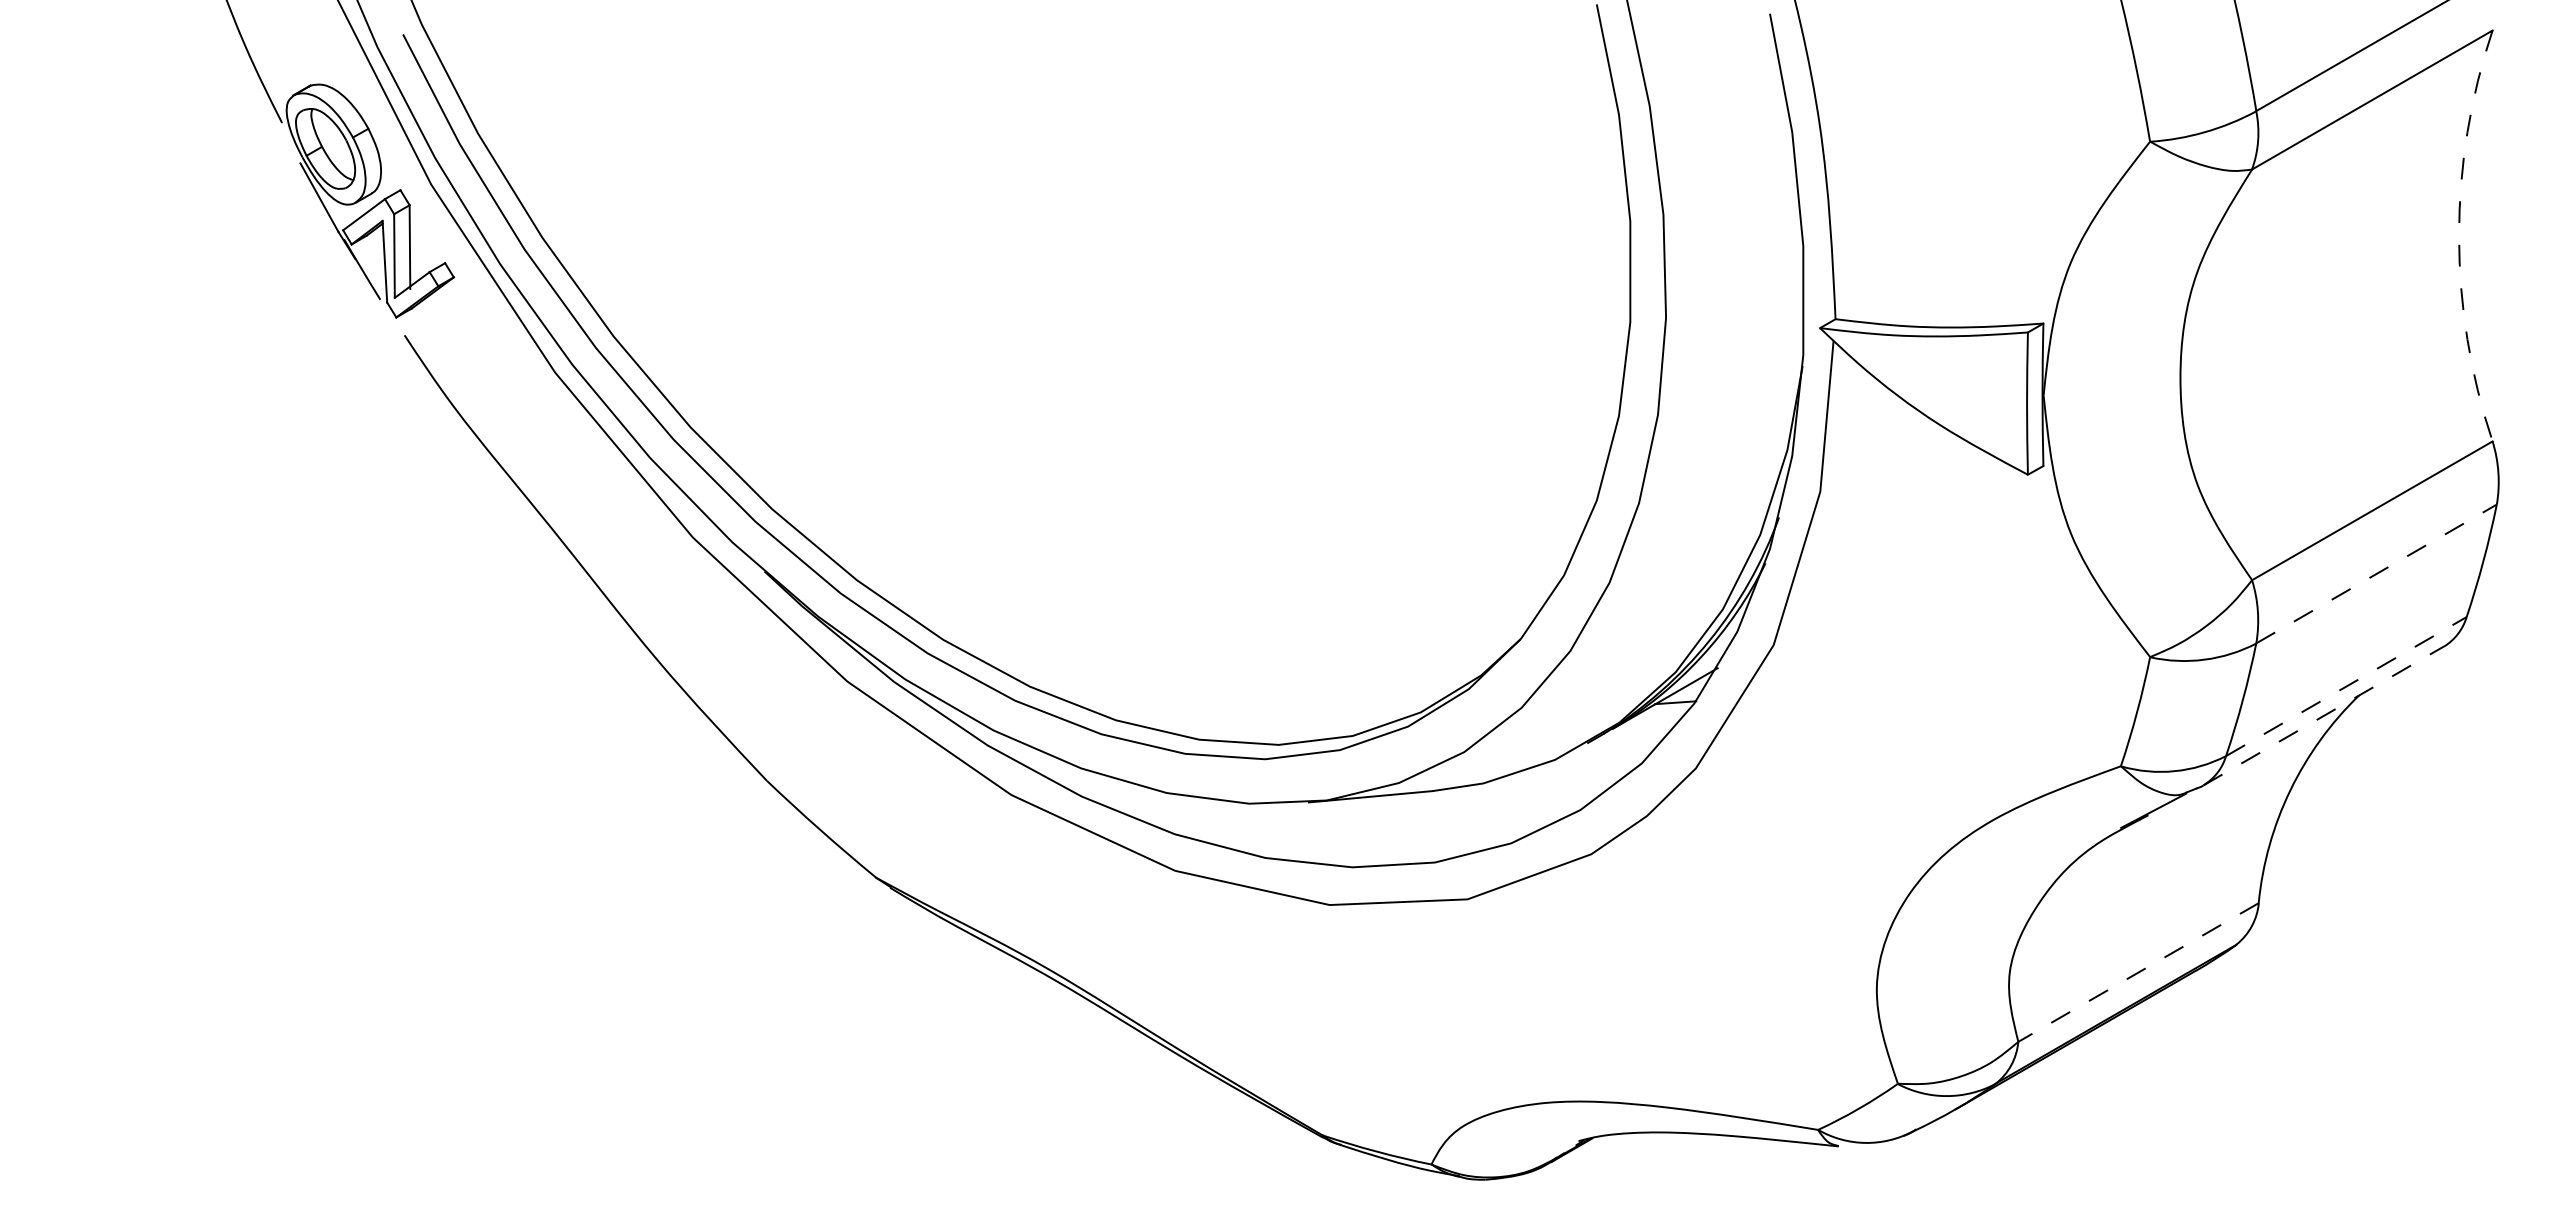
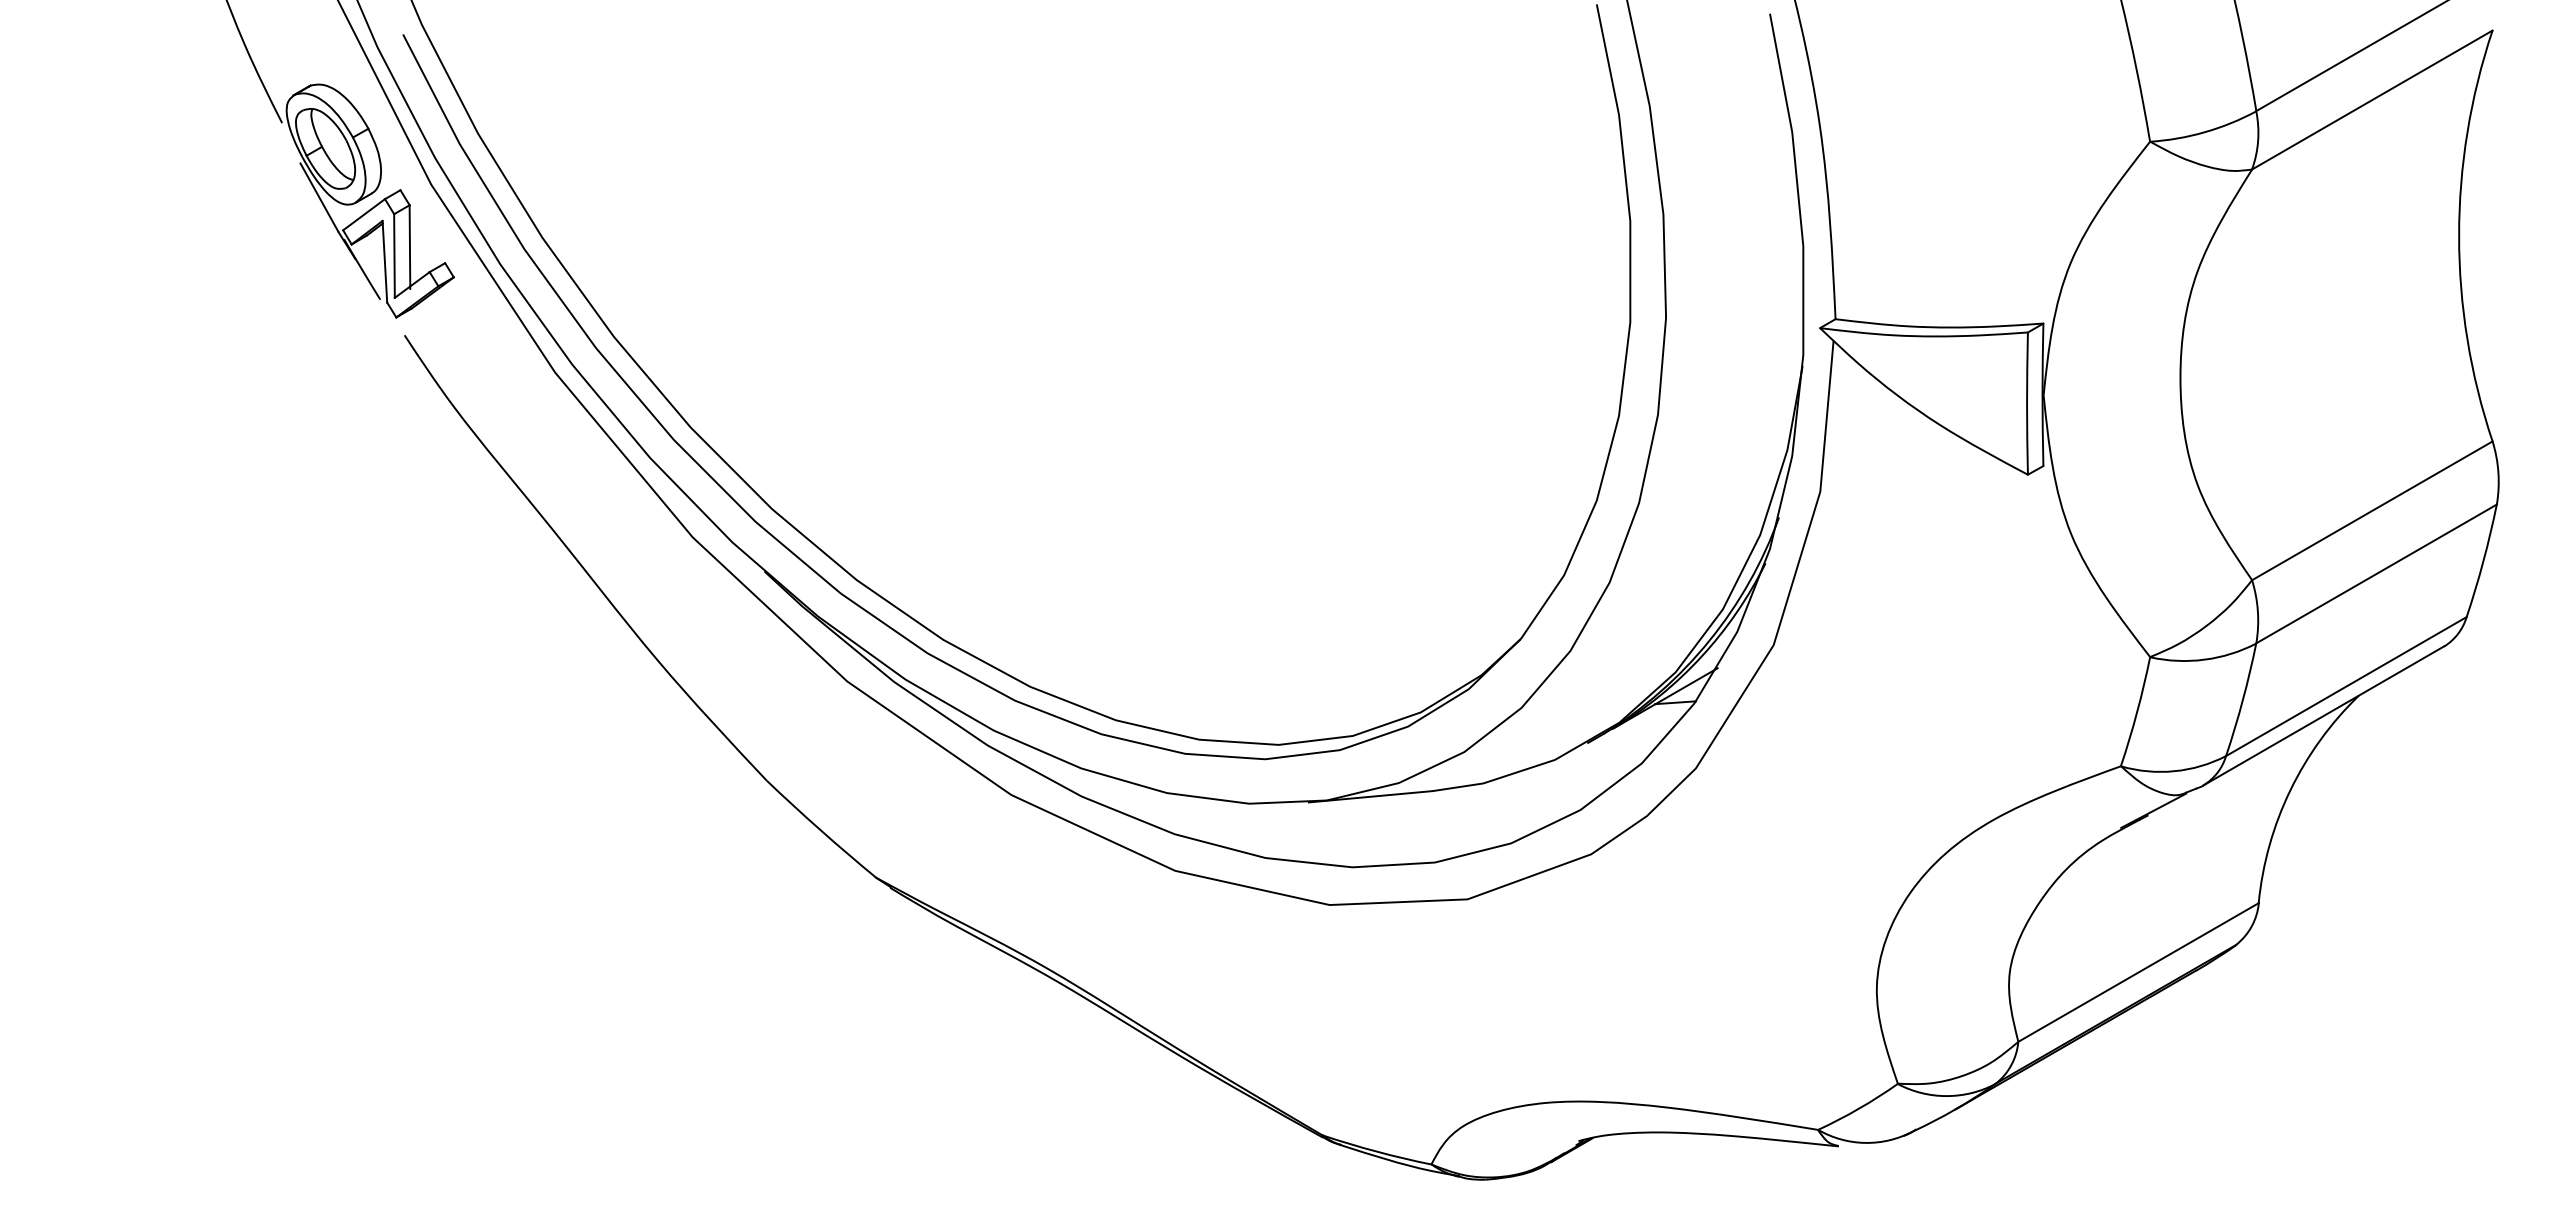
arc: dashed -> solid (2459, 235)
line: dashed -> solid (2376, 573)
line: dashed -> solid (2346, 686)
line: dashed -> solid (2323, 715)
line: dashed -> solid (2138, 972)
